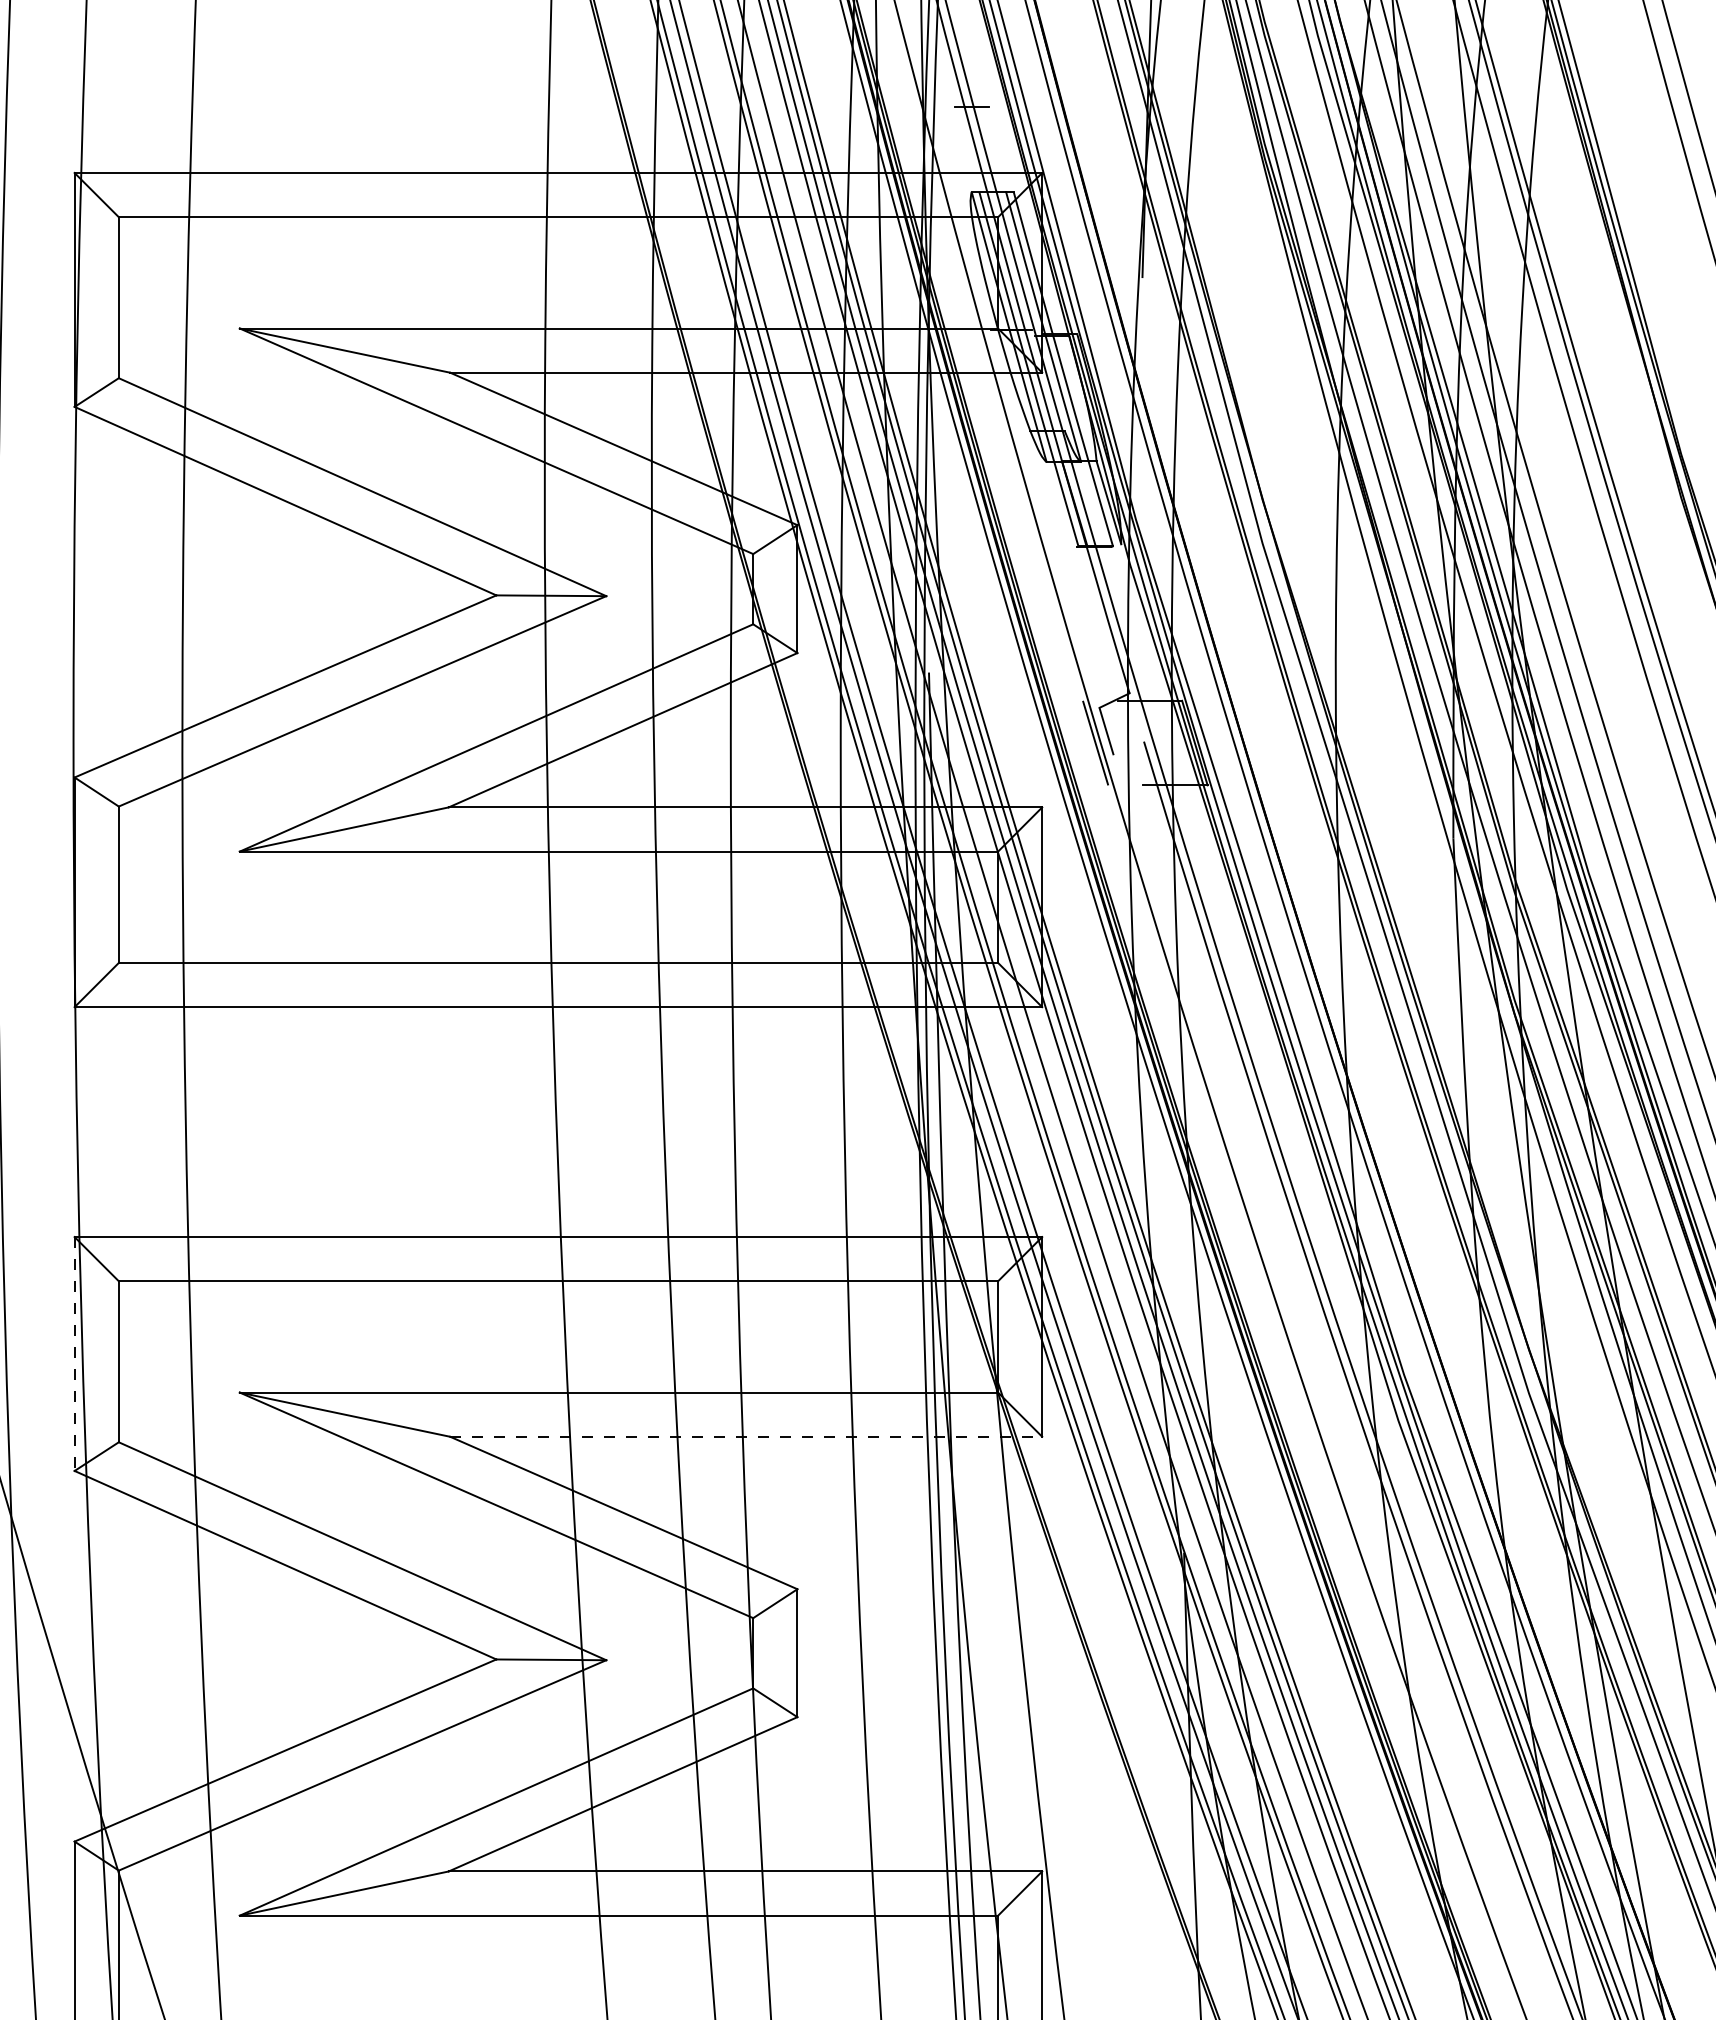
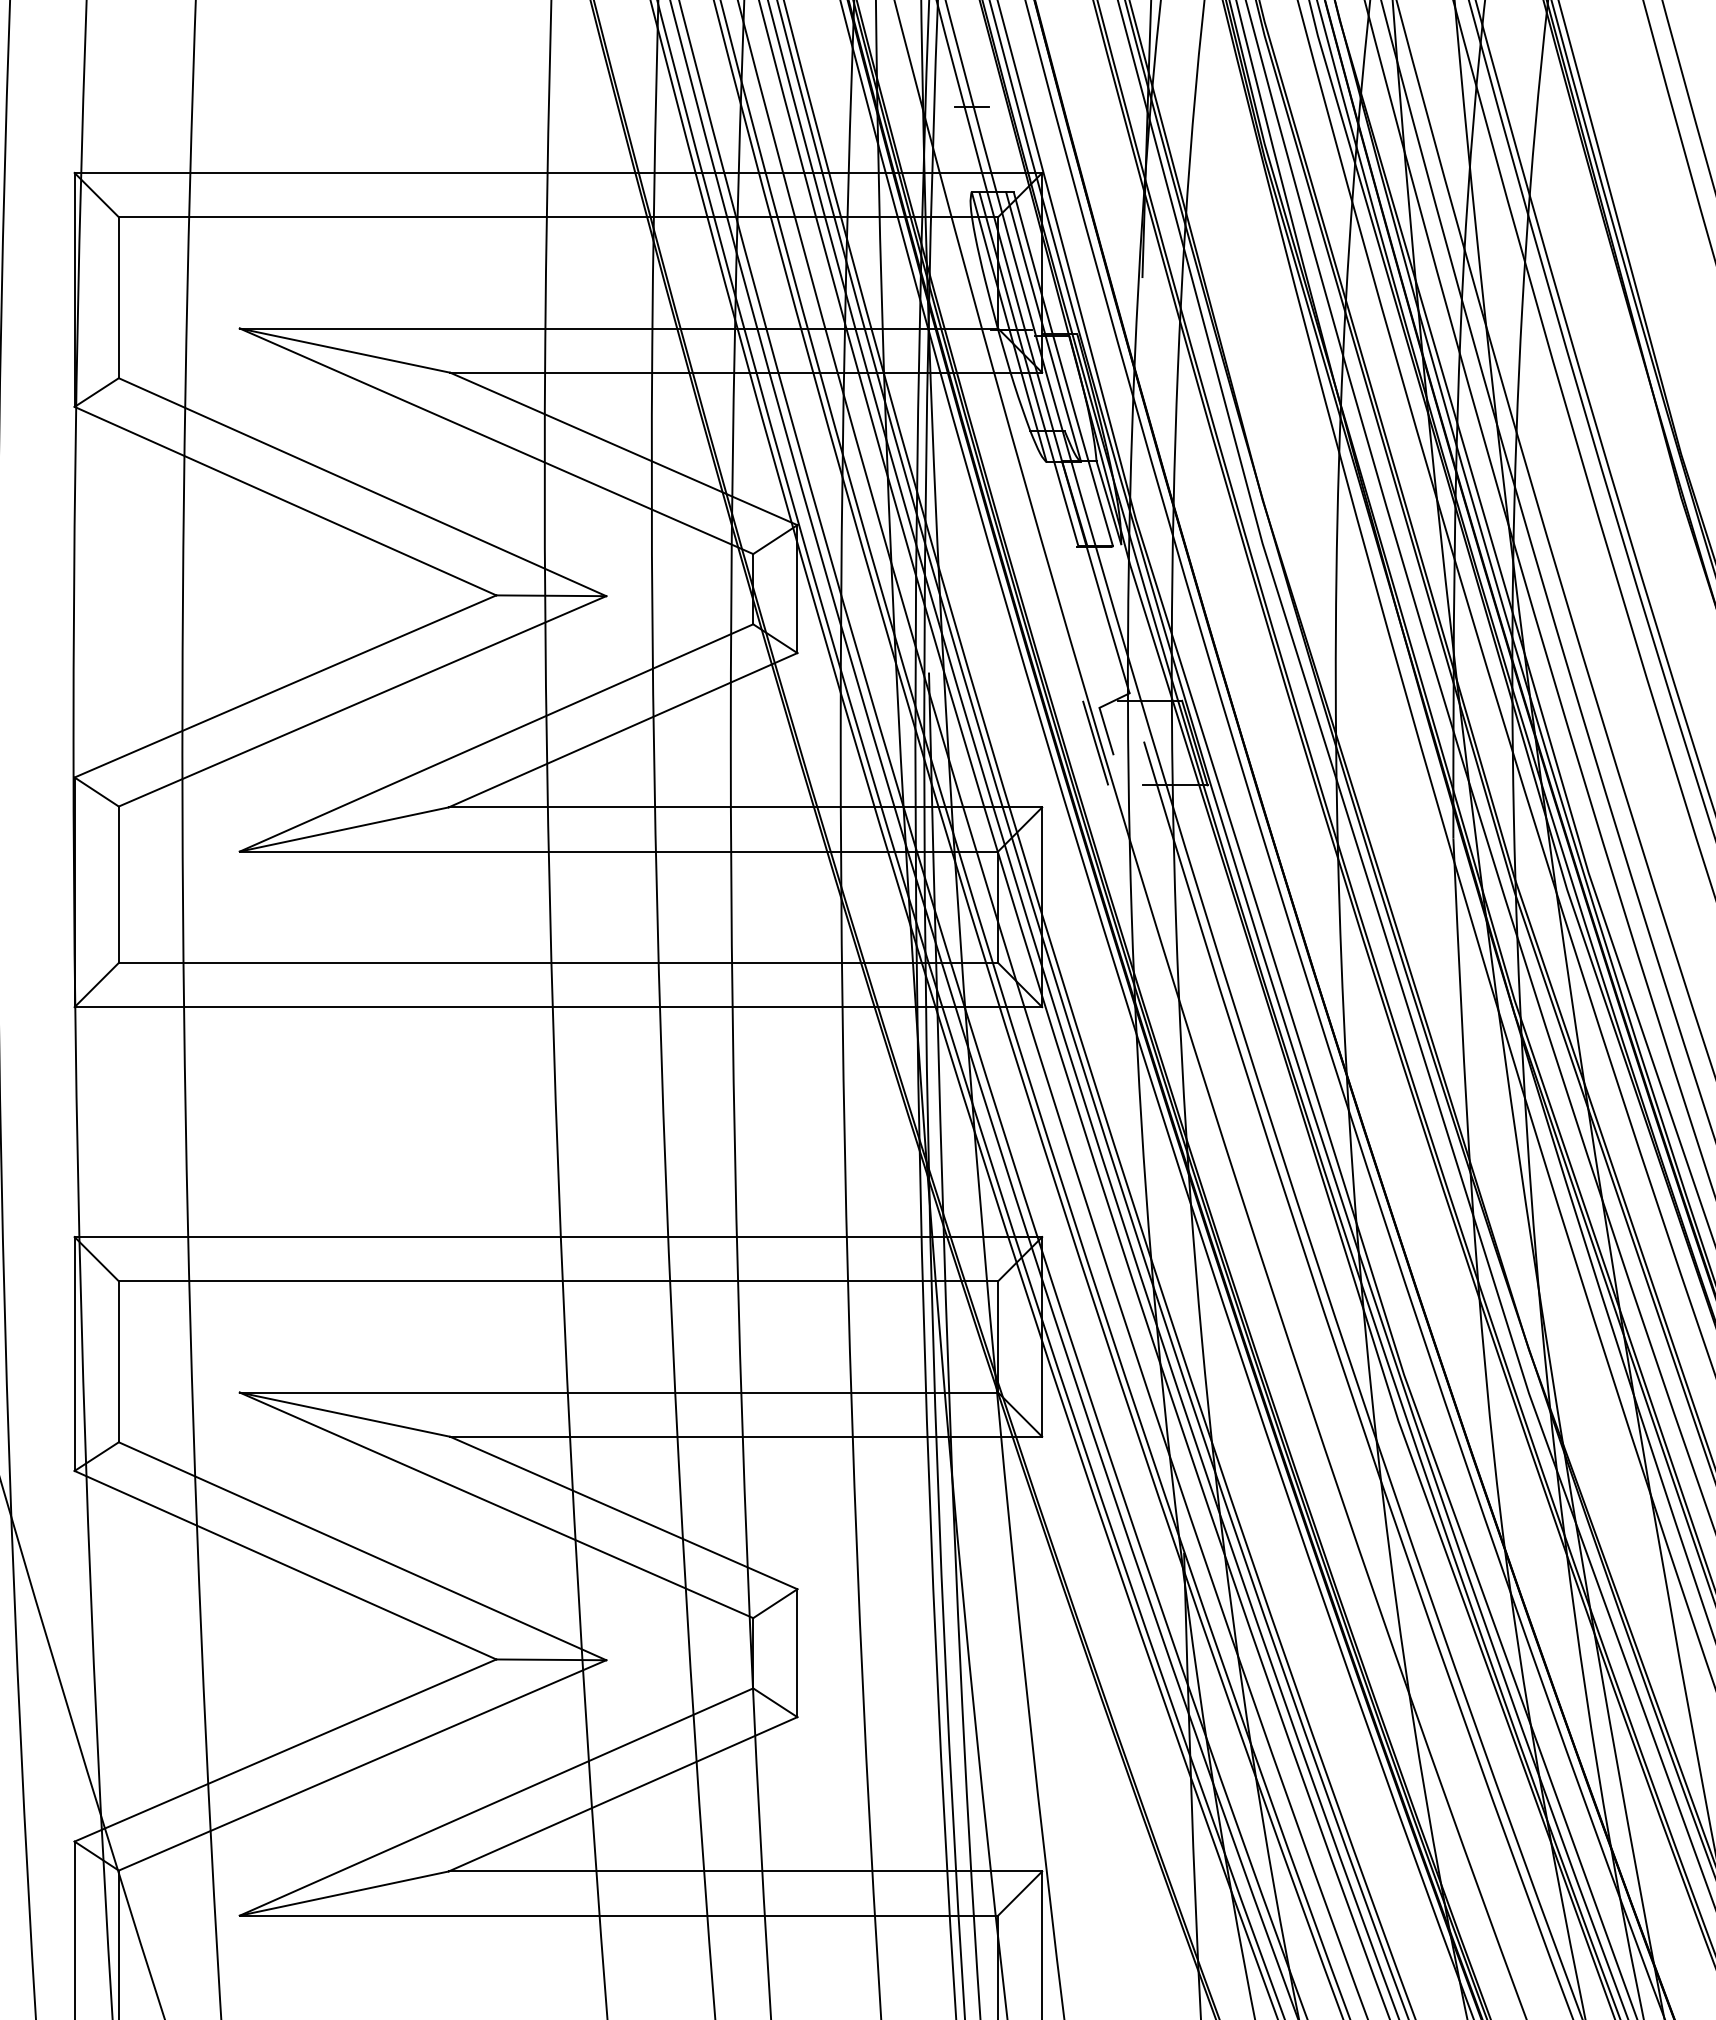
line: dashed -> solid (74, 1354)
line: dashed -> solid (746, 1436)
